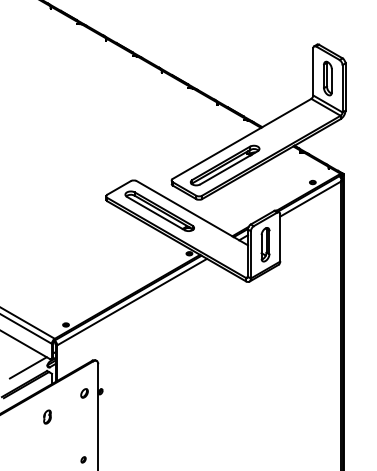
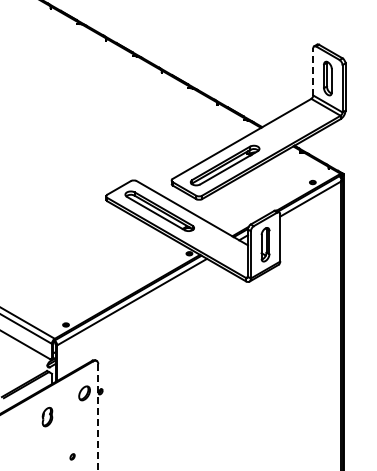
line: solid -> dashed (313, 71)
line: present -> none (27, 367)
part size: 9x11 px -> 13x17 px (84, 393)
part size: 9x16 px -> 13x21 px (47, 417)
line: solid -> dashed (98, 417)
part position: (83, 459) -> (72, 456) (72, 456)
